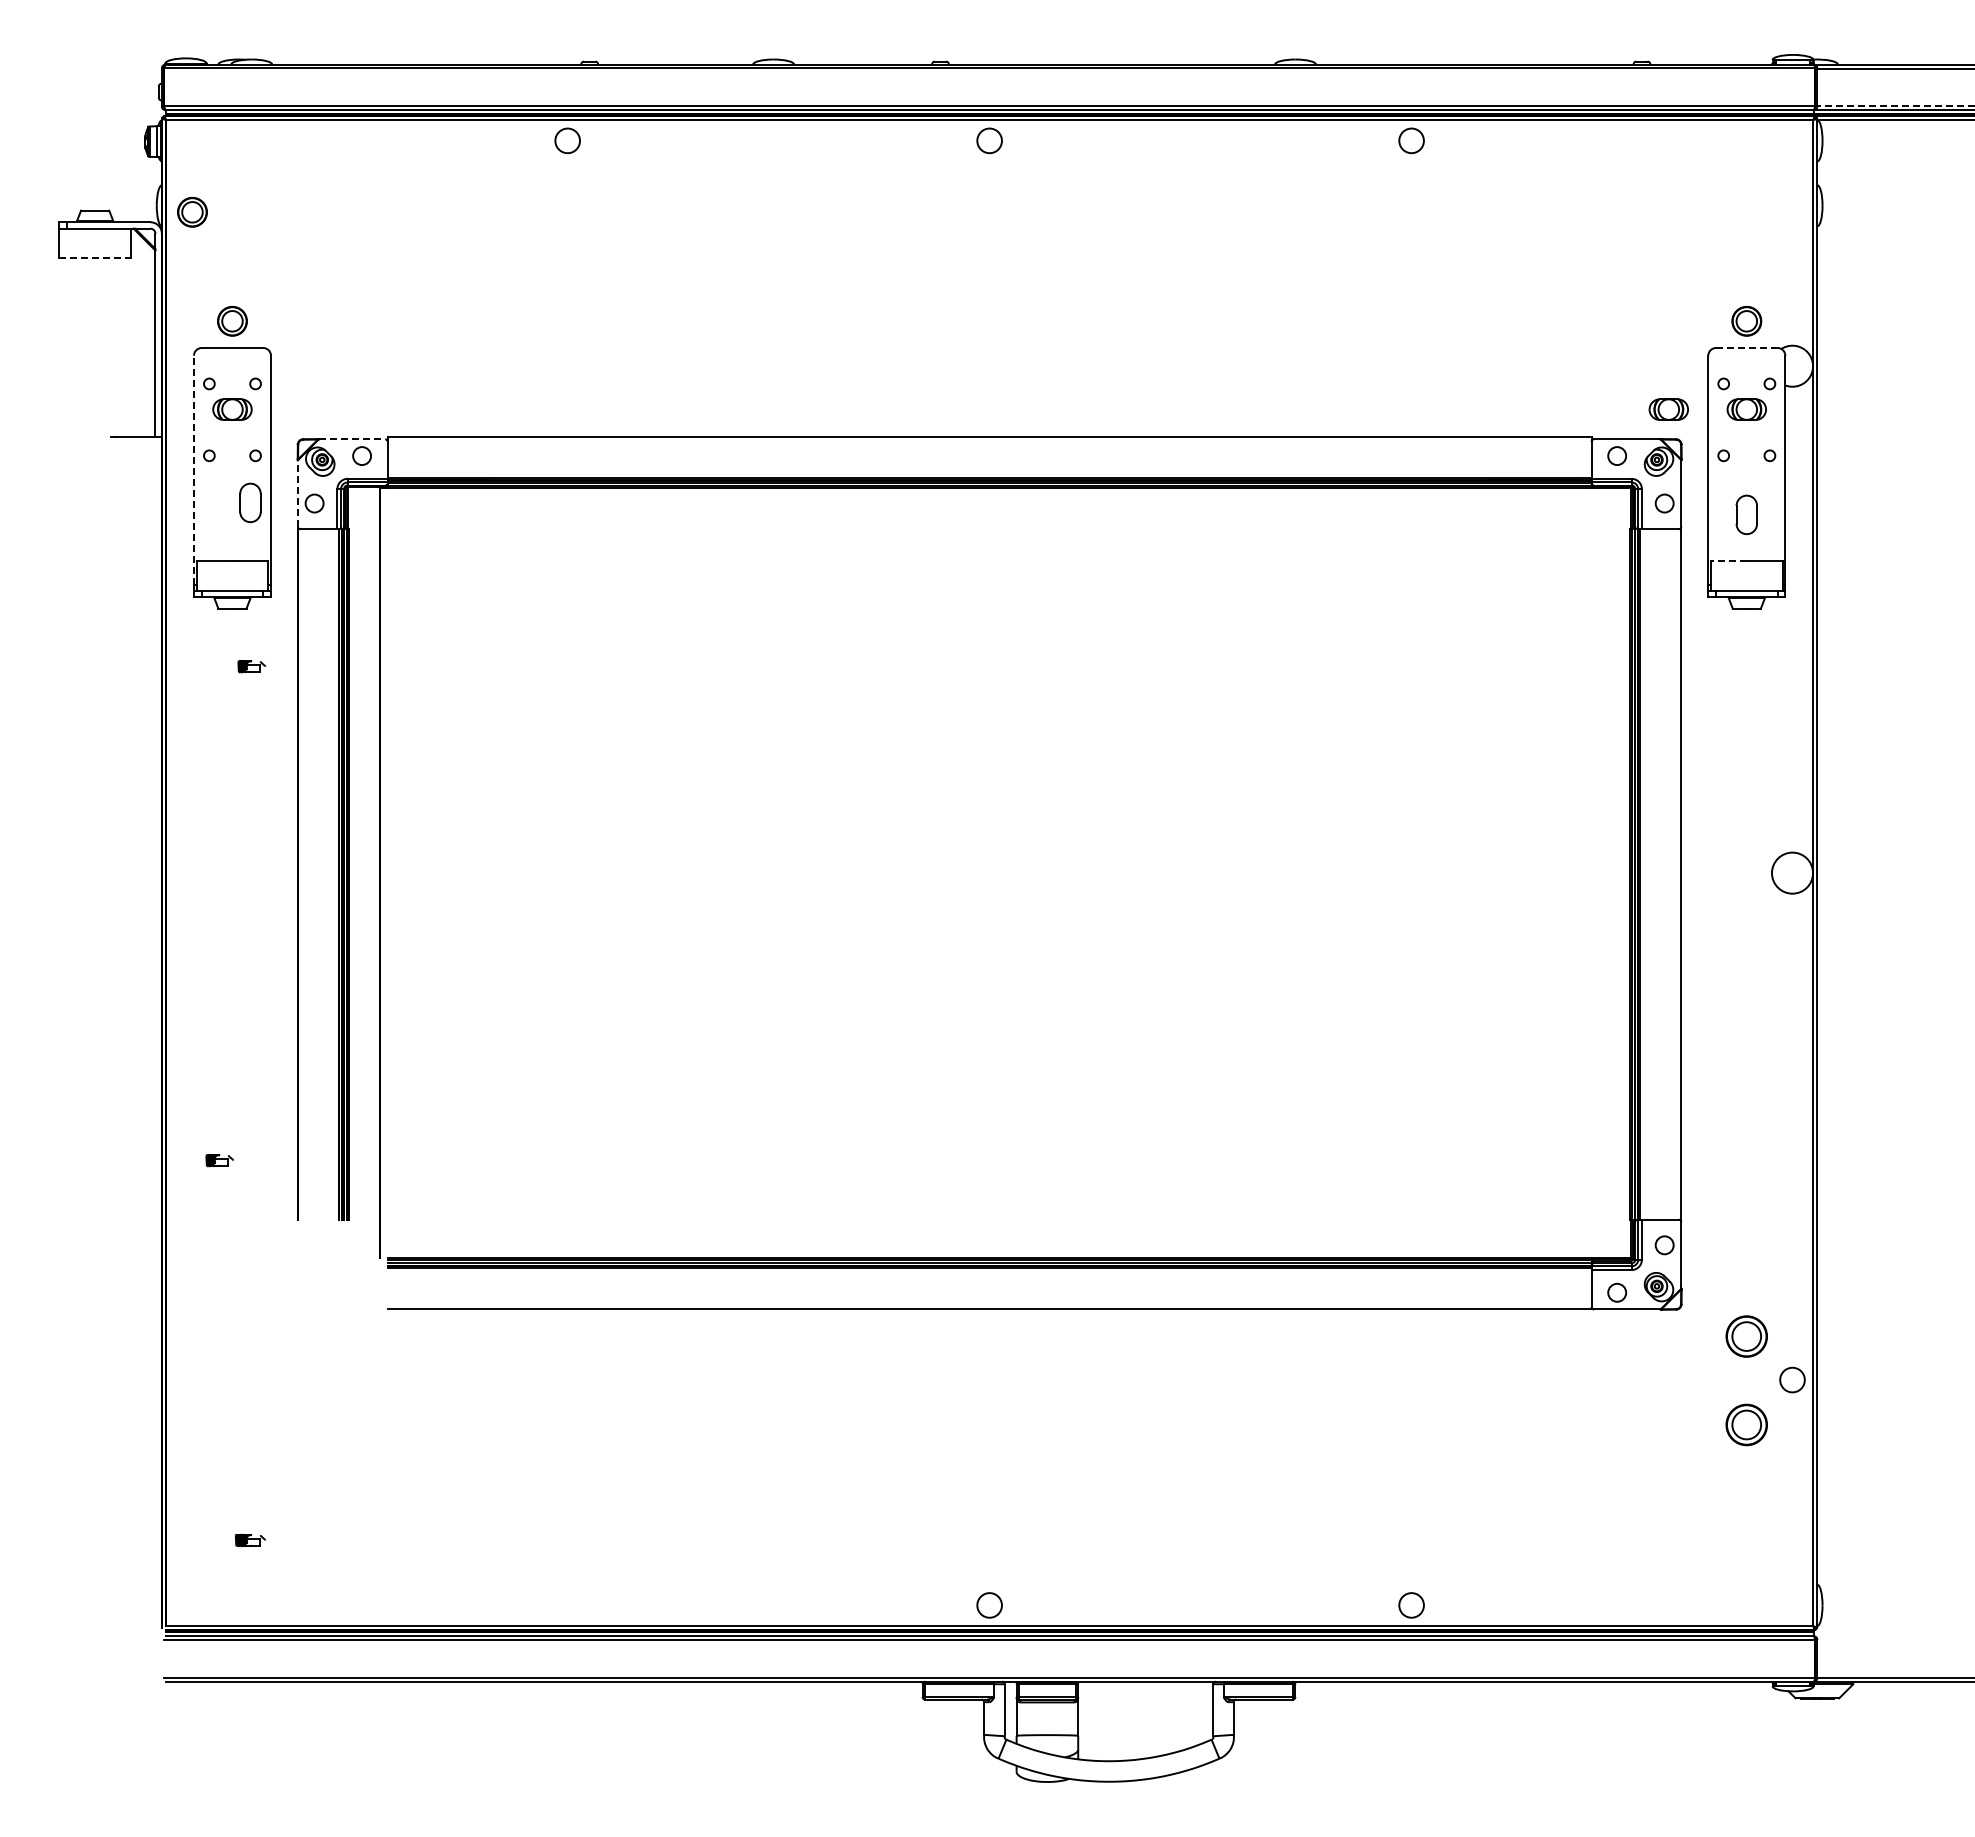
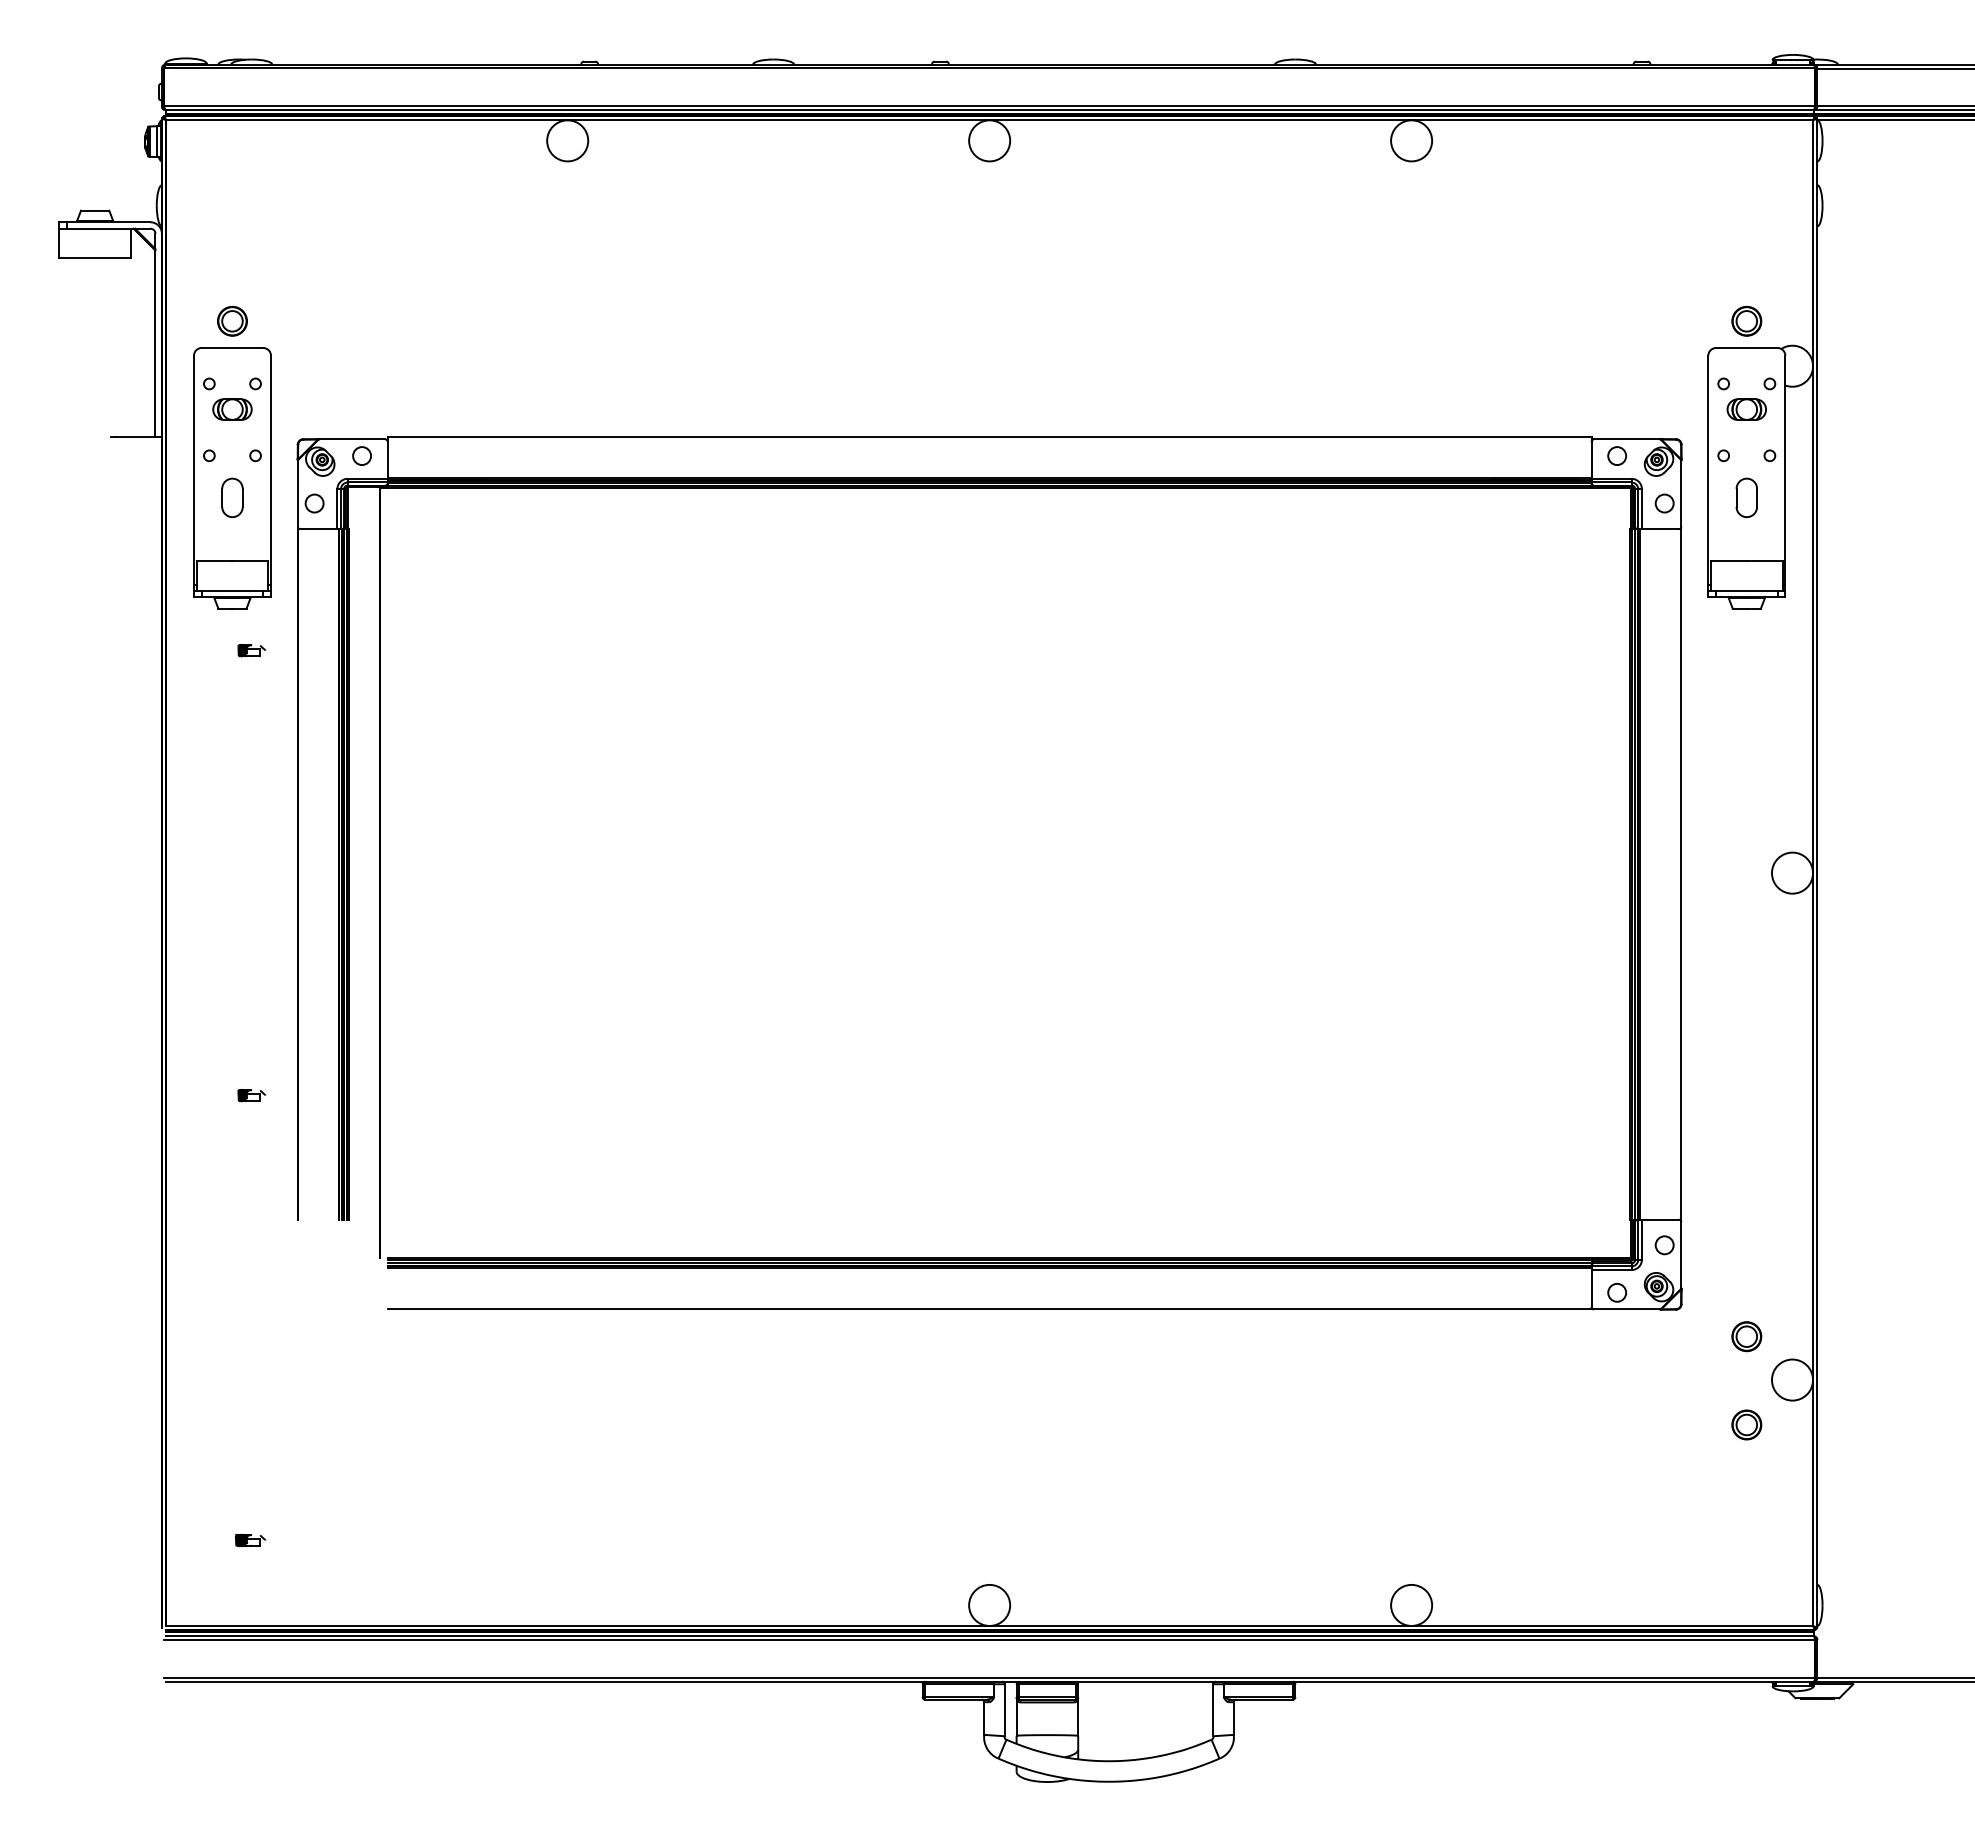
line: dashed -> solid (1895, 105)
circle diameter: 25 px -> 41 px (567, 140)
circle diameter: 25 px -> 41 px (989, 140)
circle diameter: 25 px -> 41 px (1411, 140)
part: present -> none (192, 211)
line: dashed -> solid (95, 258)
line: dashed -> solid (1746, 348)
part: present -> none (1668, 409)
line: dashed -> solid (352, 439)
line: dashed -> solid (193, 470)
line: dashed -> solid (297, 492)
part position: (250, 502) -> (232, 497) (232, 497)
part position: (1746, 514) -> (1746, 497) (1746, 497)
line: dashed -> solid (1728, 561)
part position: (251, 666) -> (251, 650) (251, 650)
part position: (219, 1160) -> (251, 1095) (251, 1095)
part size: 43x43 px -> 32x32 px (1746, 1336)
circle diameter: 25 px -> 41 px (1792, 1379)
part size: 43x44 px -> 32x32 px (1746, 1424)
circle diameter: 25 px -> 41 px (989, 1604)
circle diameter: 25 px -> 41 px (1411, 1604)
